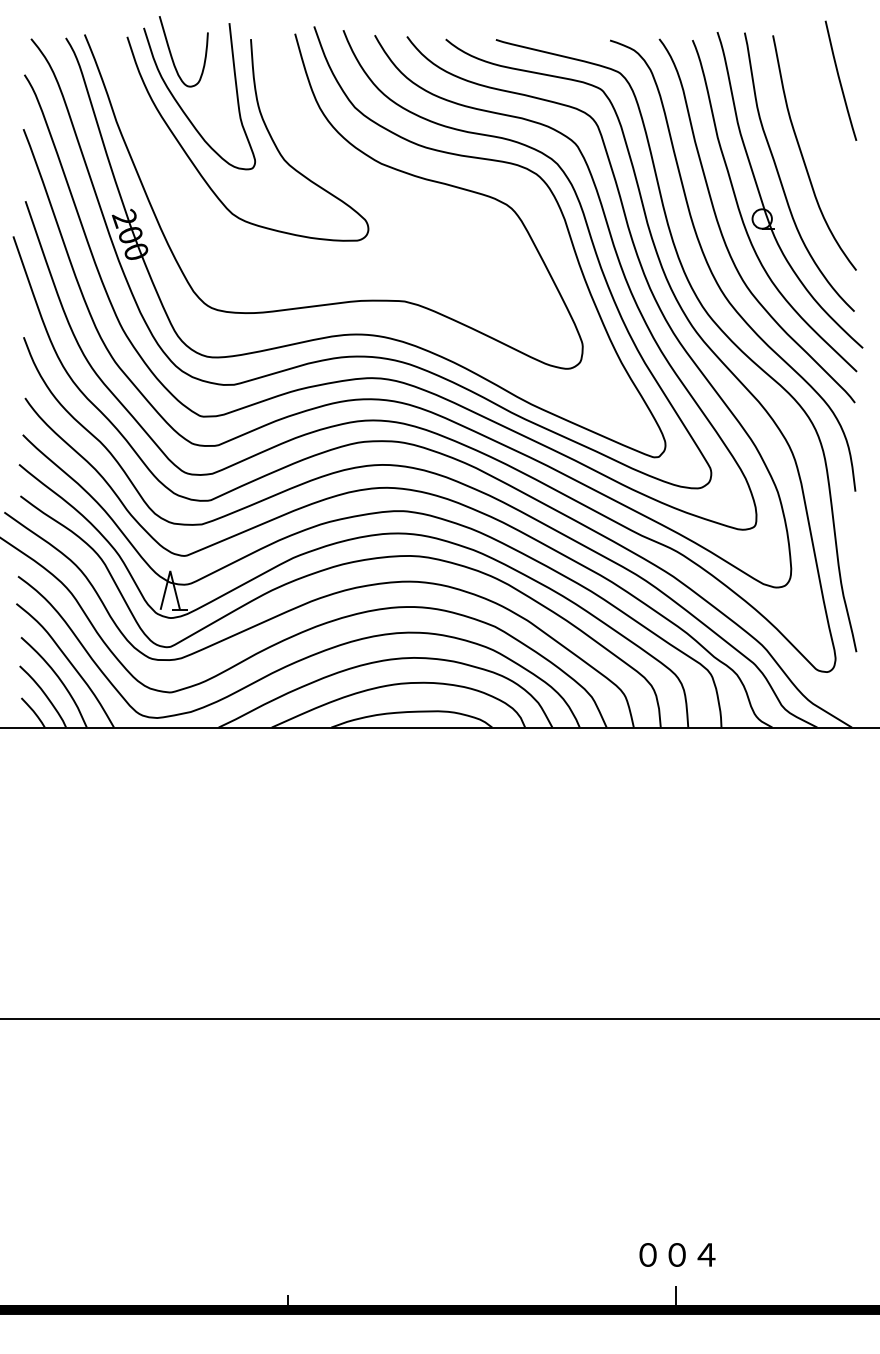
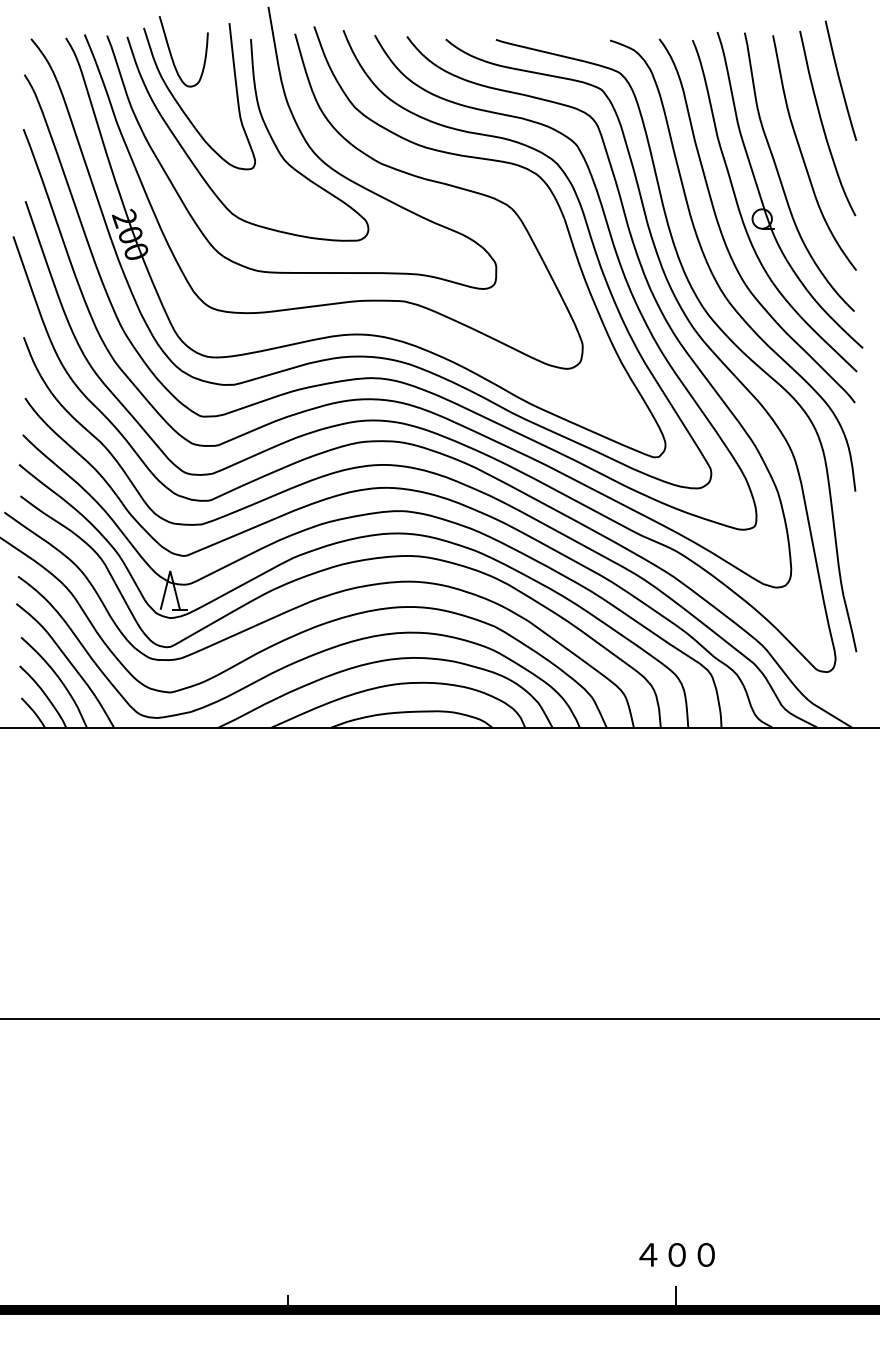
curve: none -> present (823, 124)
curve: none -> present (306, 144)
text: ０ -> ４ (648, 1254)
text: ４ -> ０ (706, 1254)
